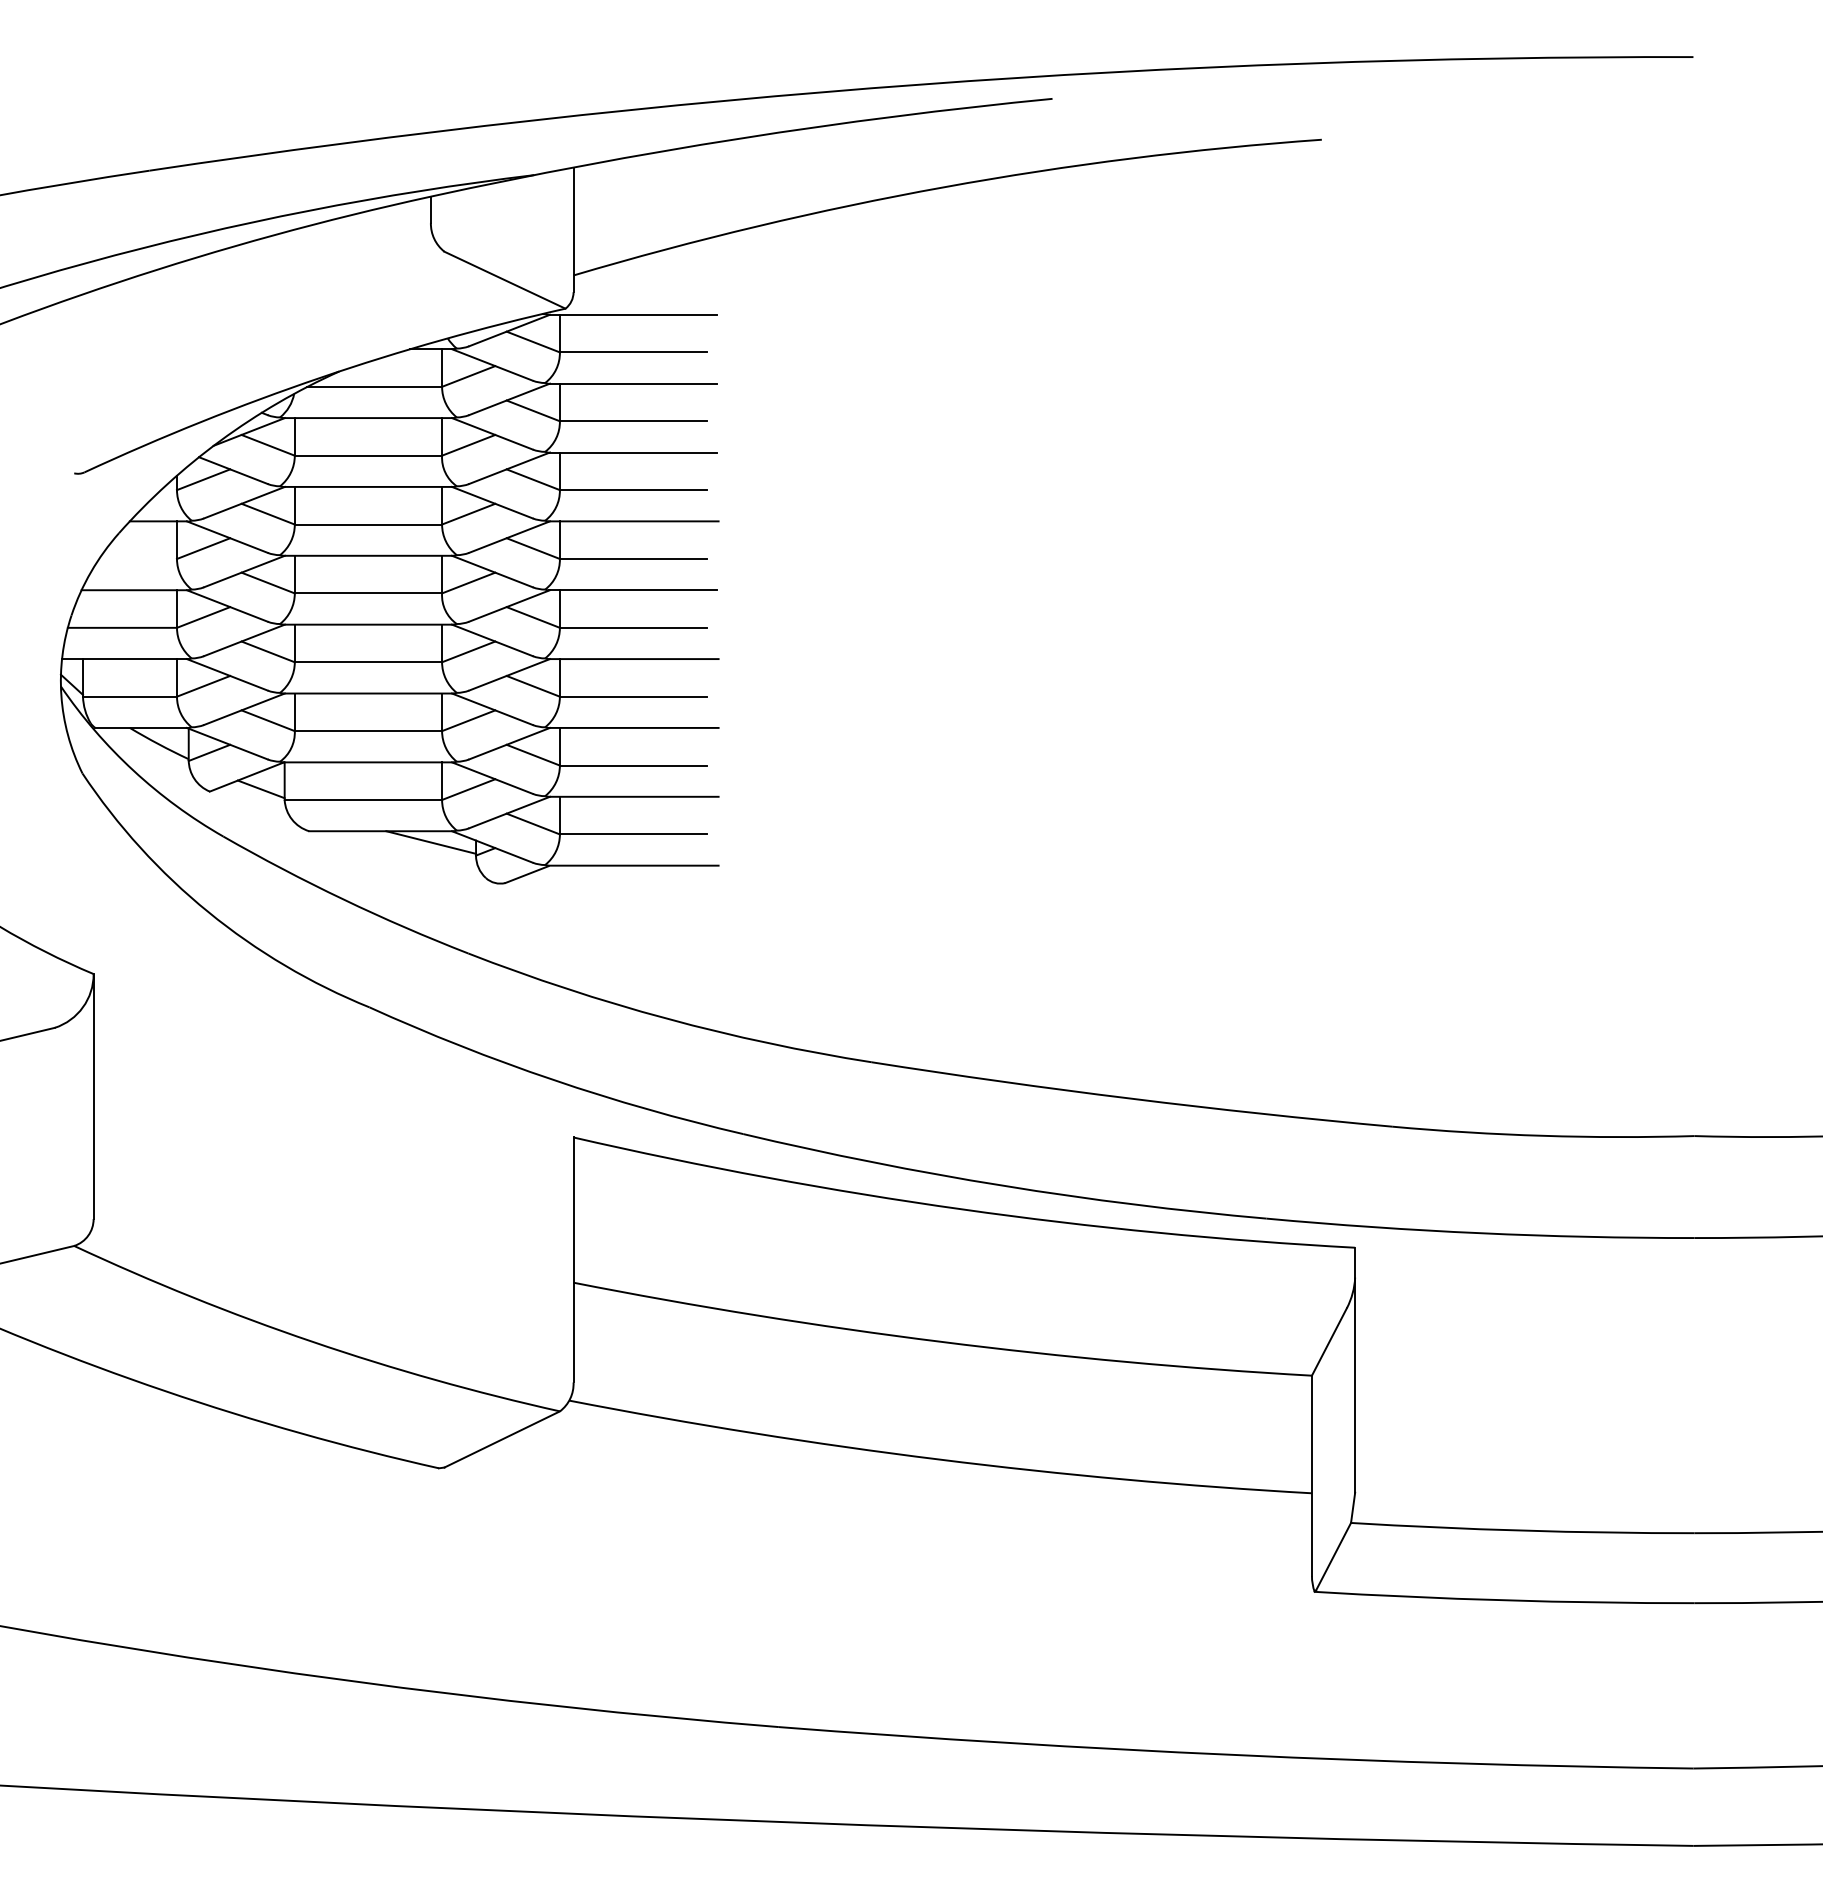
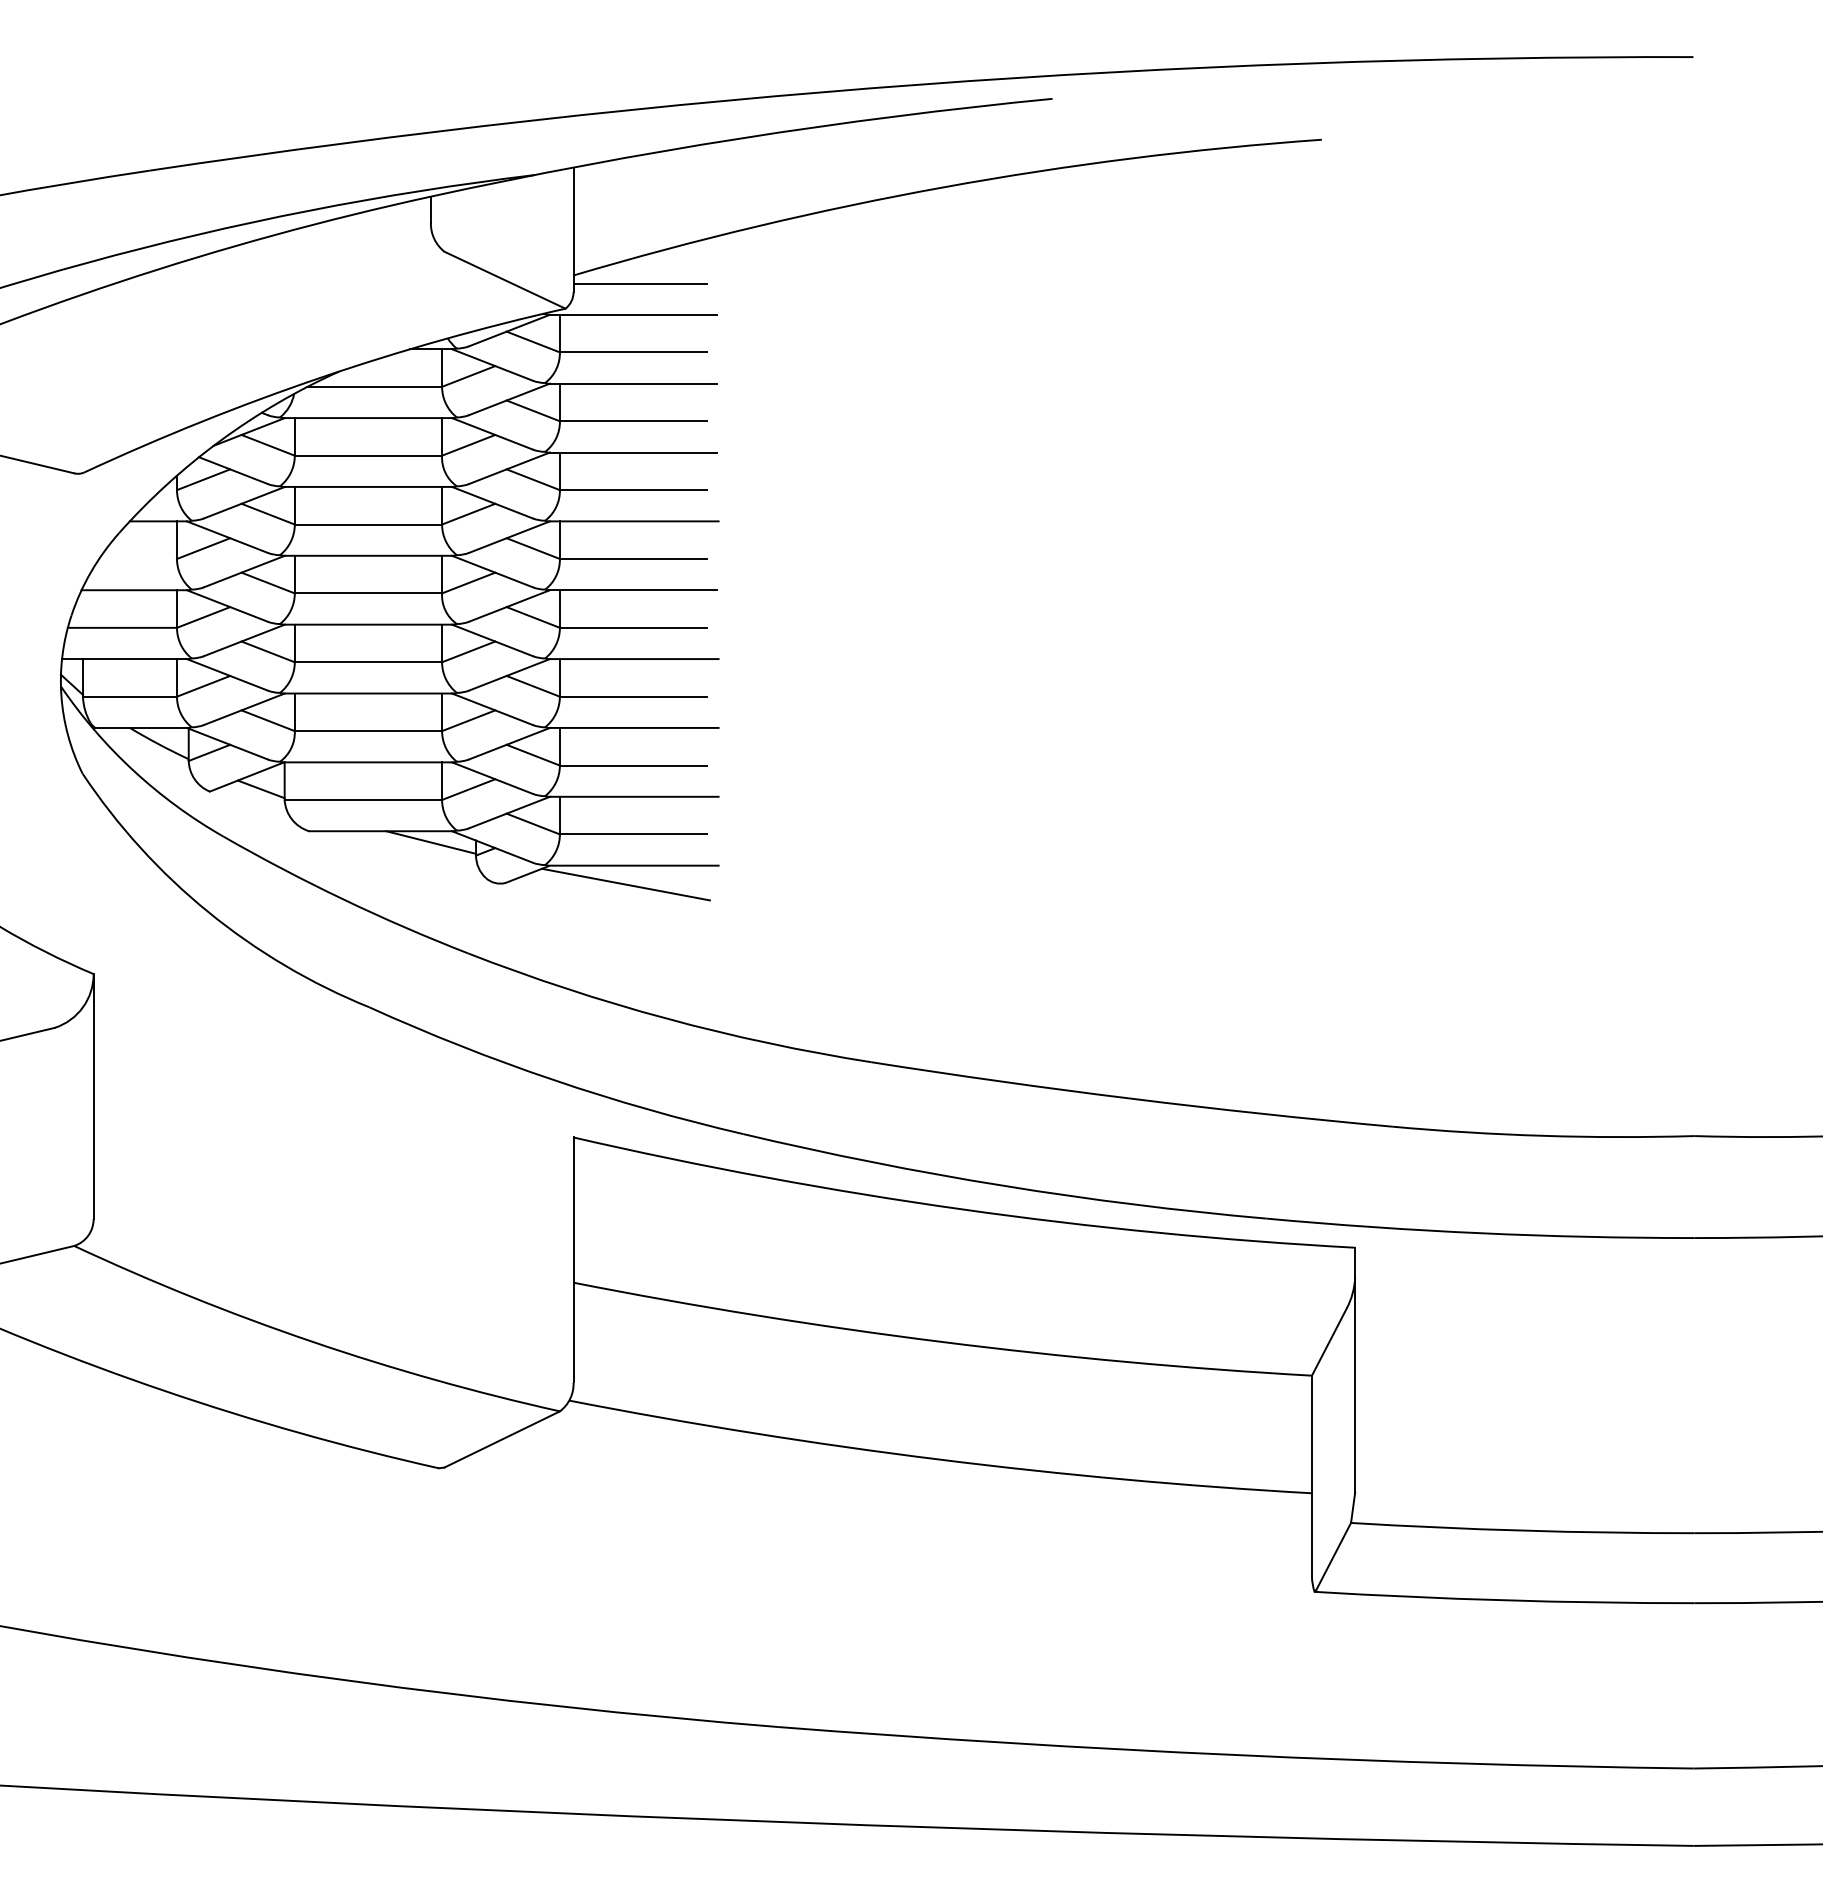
line: none -> present (640, 283)
line: none -> present (38, 464)
line: none -> present (625, 884)
